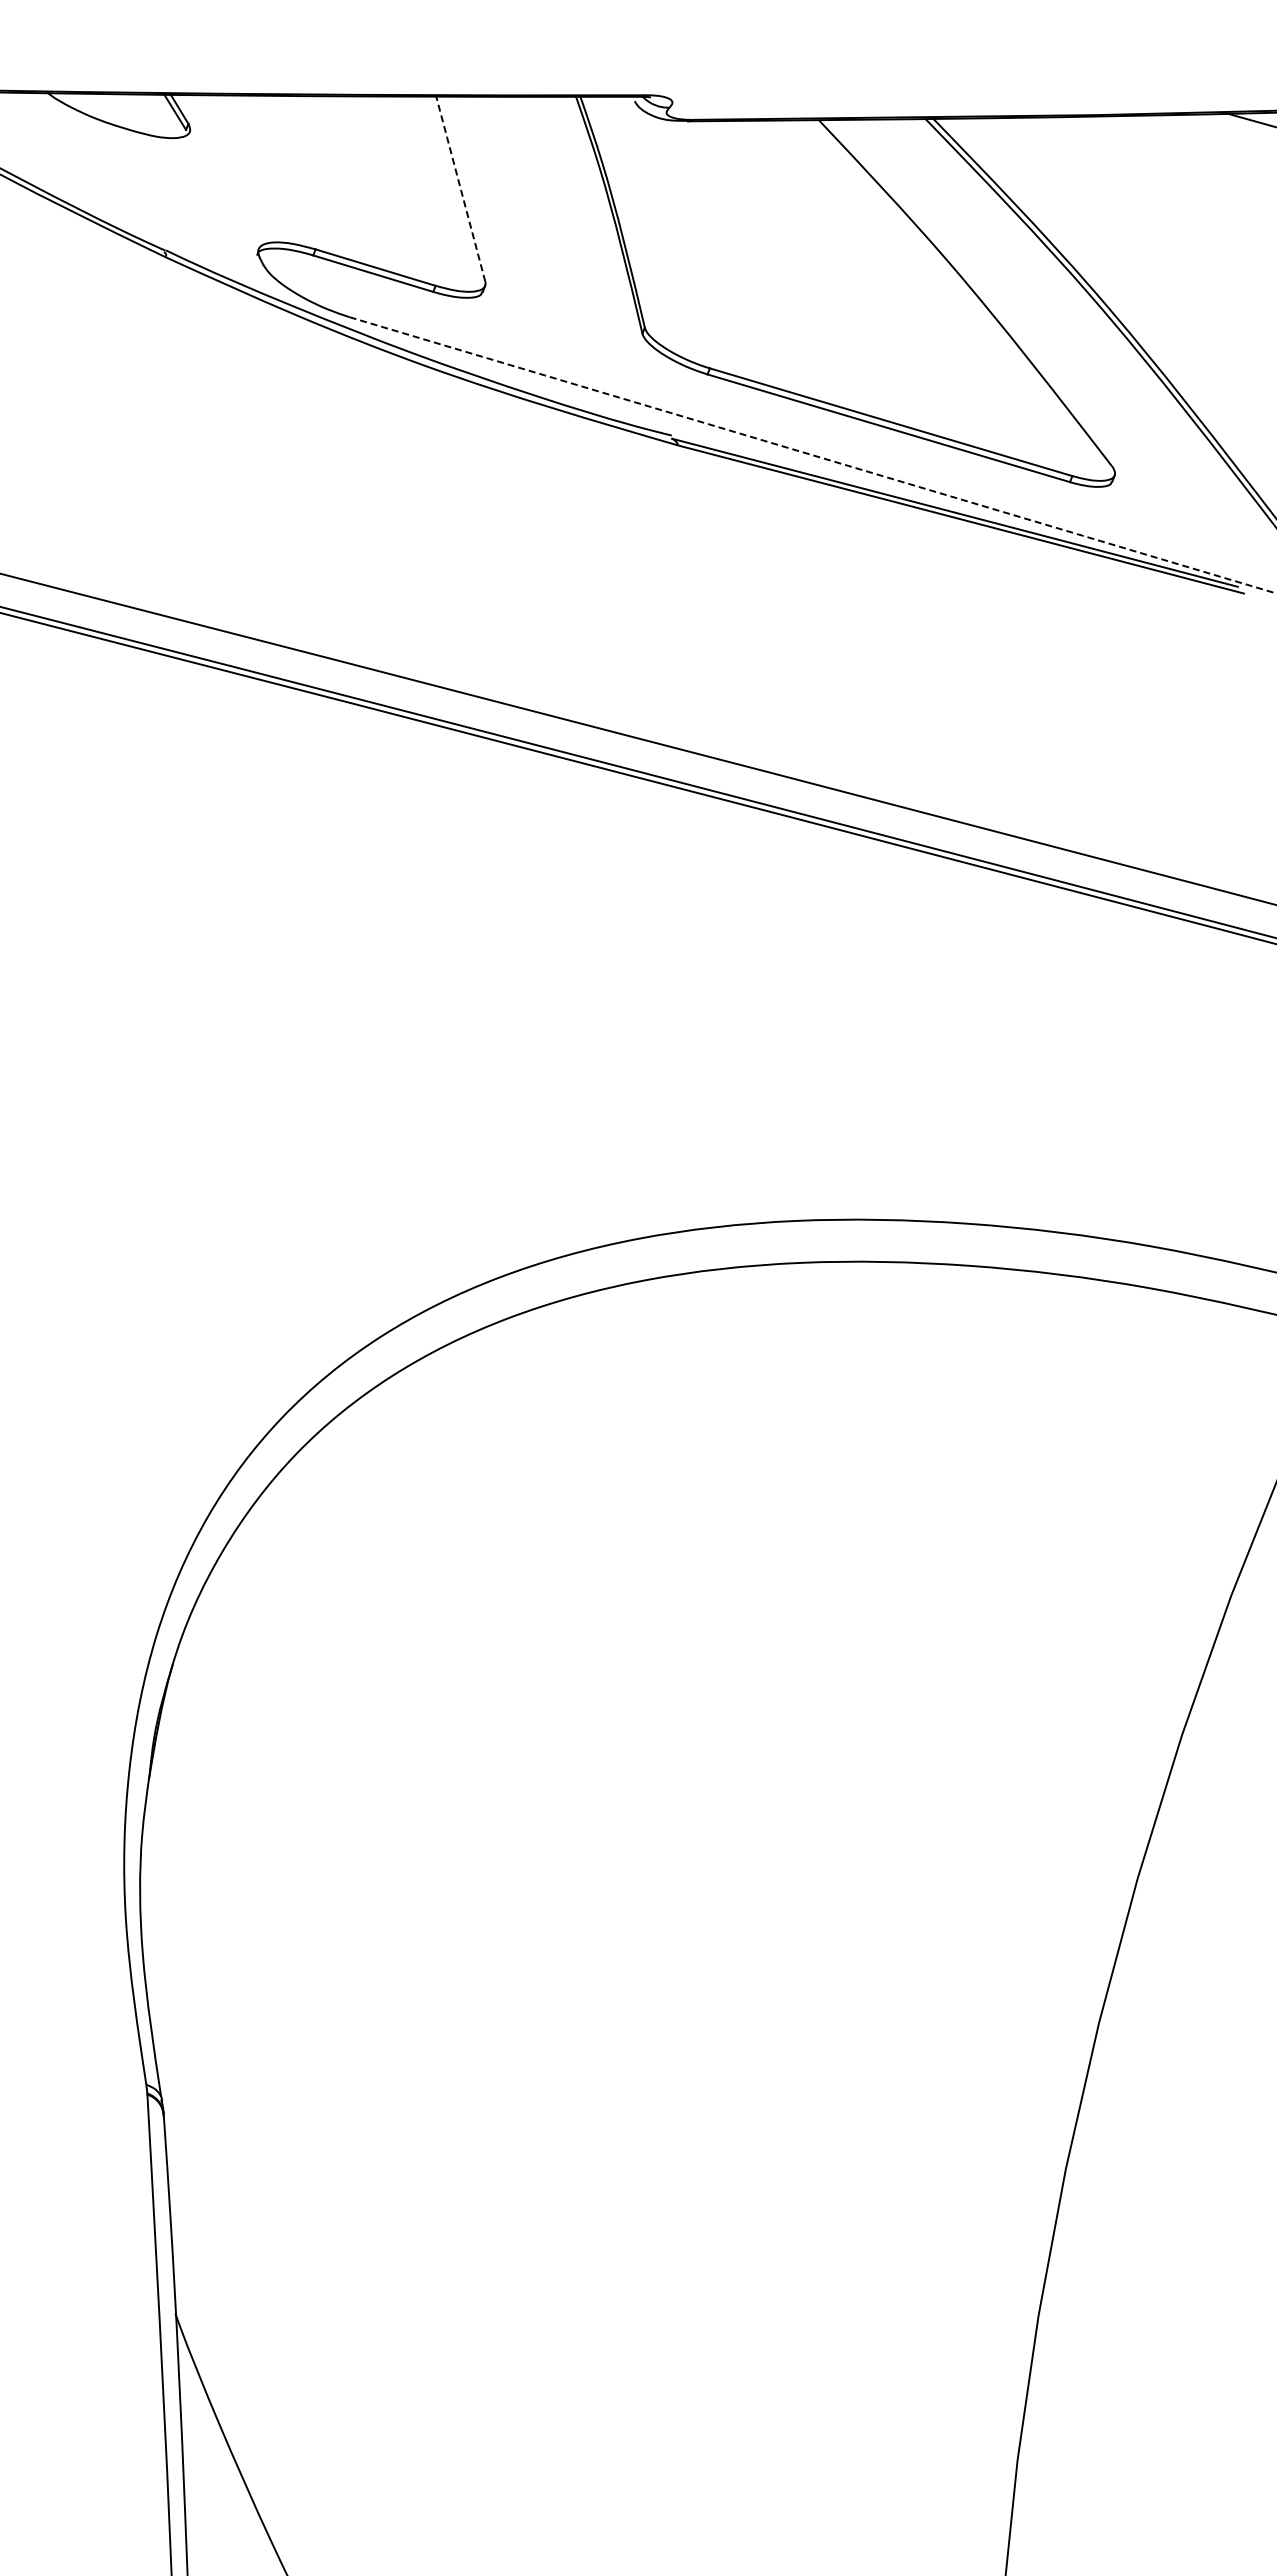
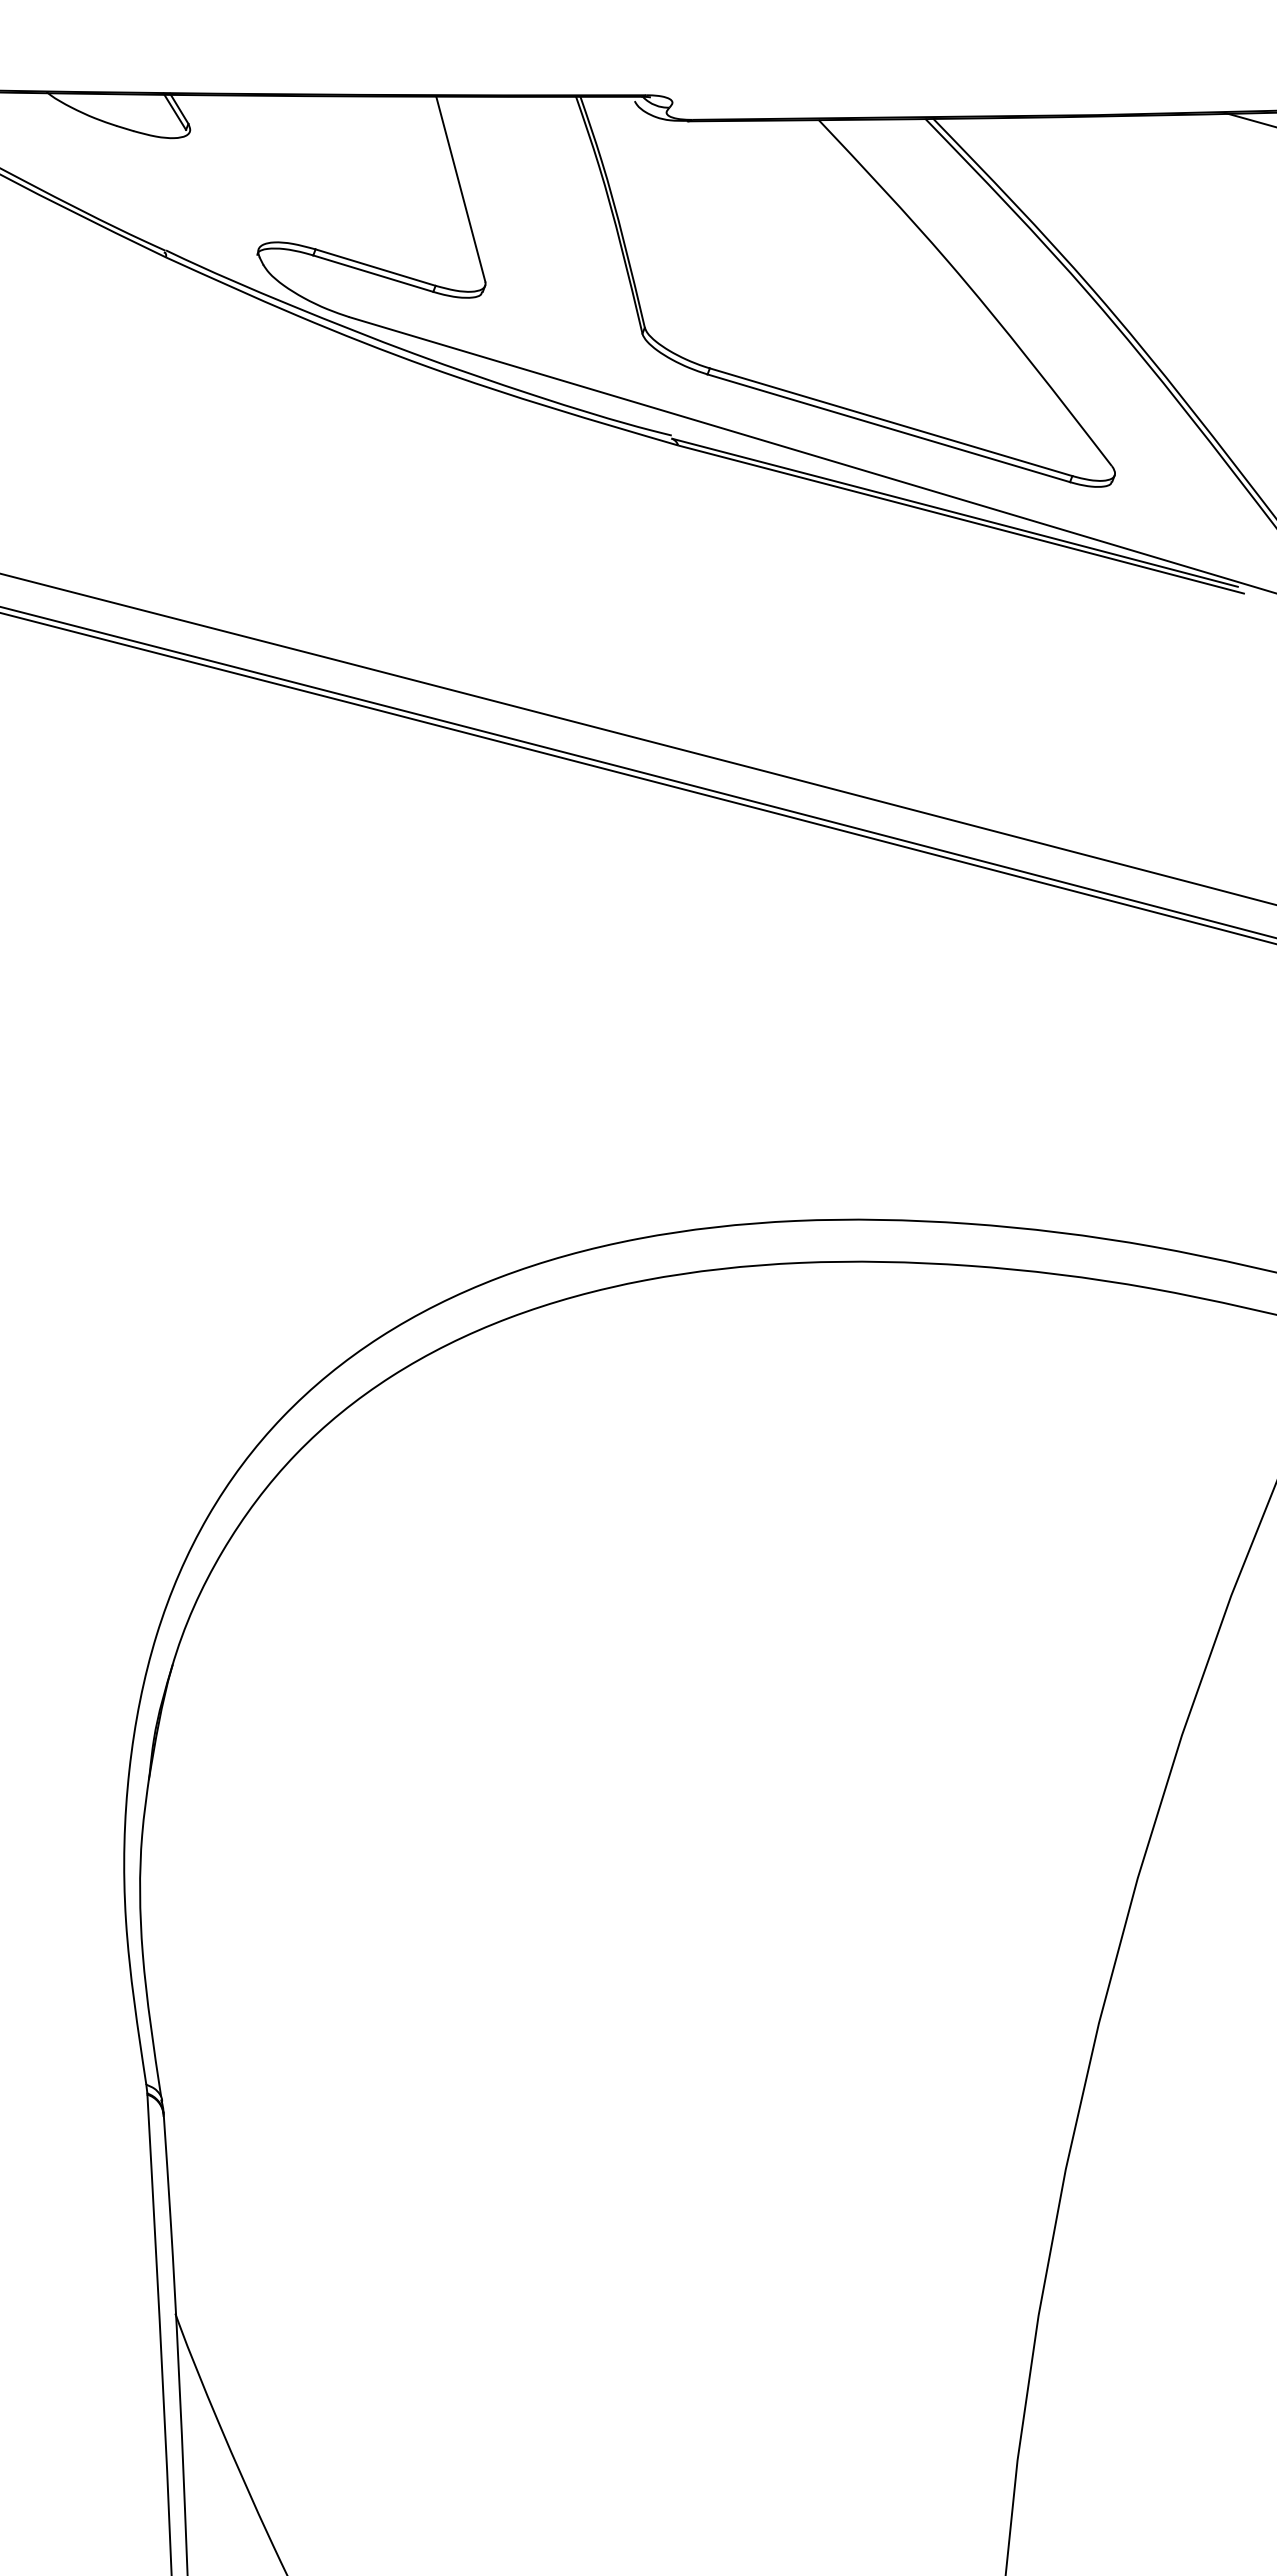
line: dashed -> solid (460, 189)
line: dashed -> solid (813, 455)
